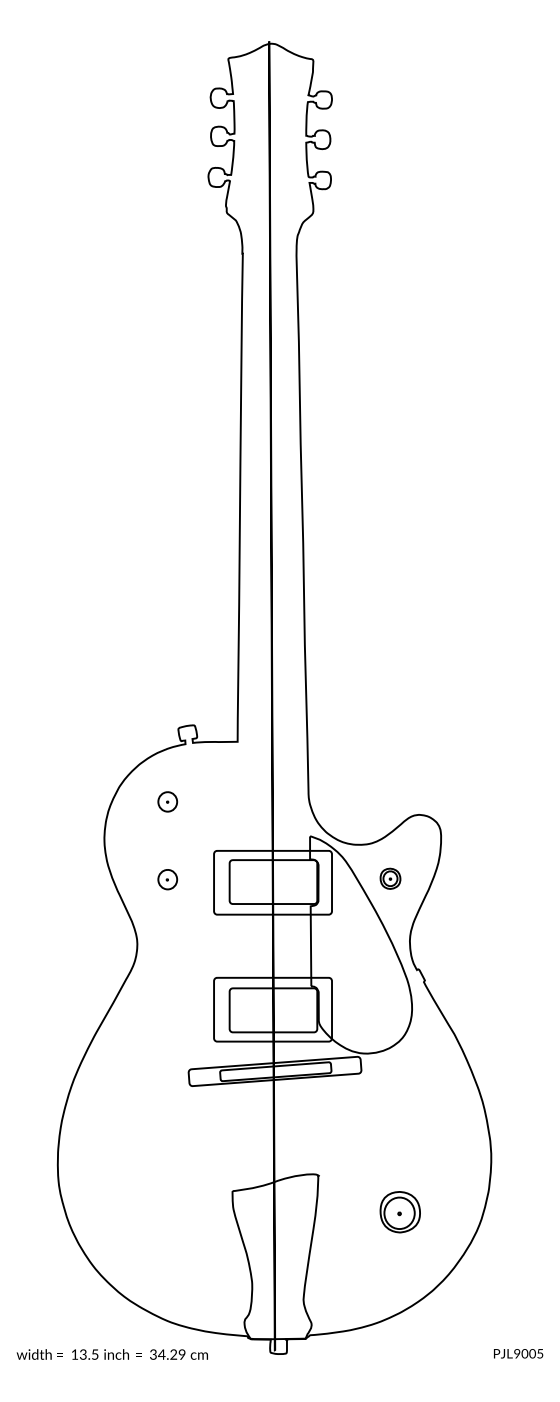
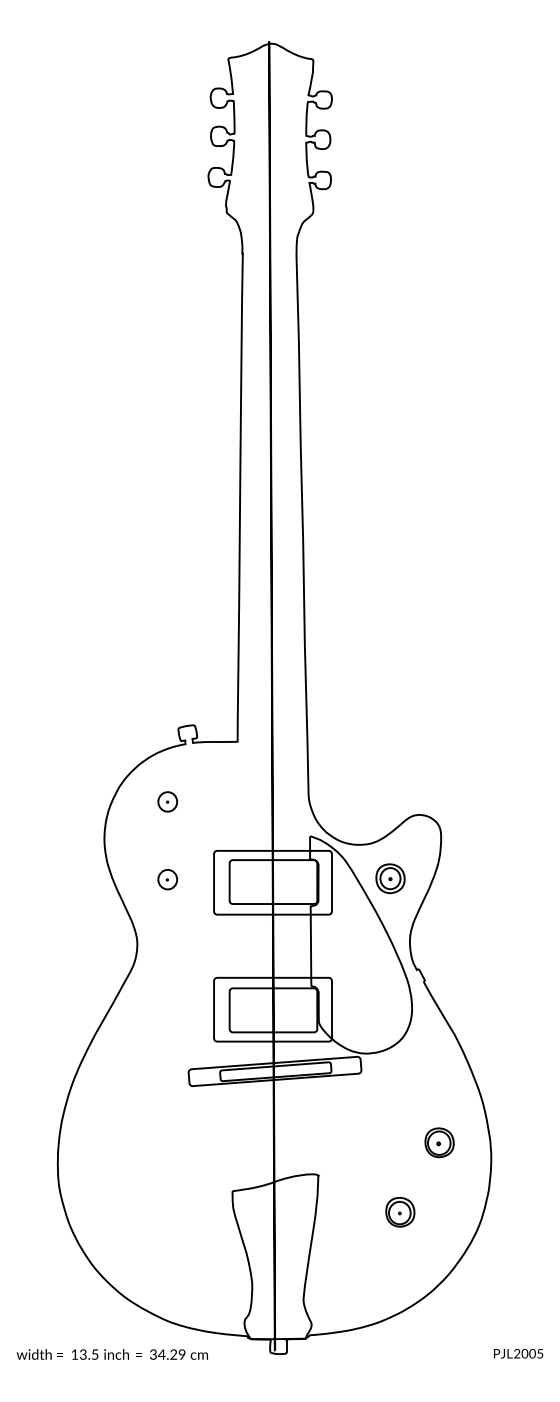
part size: 23x23 px -> 31x32 px (390, 878)
part: none -> present (439, 1142)
part size: 42x43 px -> 31x31 px (400, 1212)
text: 9005 -> 2005 (517, 1354)
